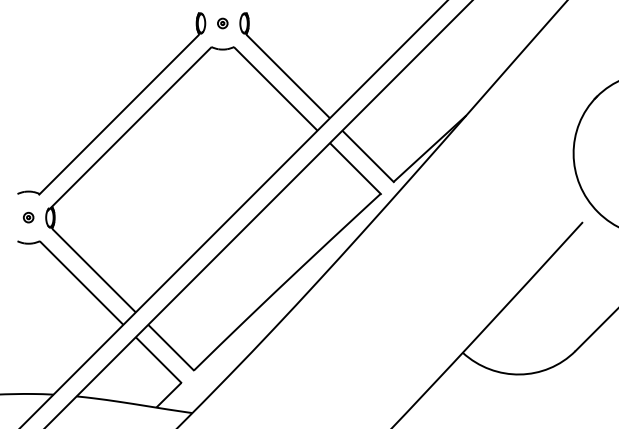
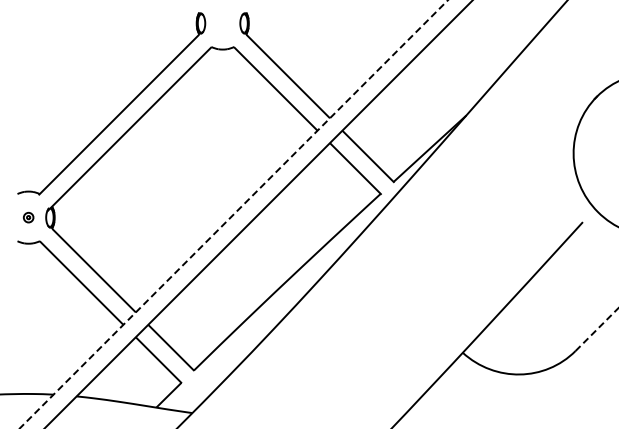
part: present -> none (222, 23)
line: solid -> dashed (233, 214)
line: solid -> dashed (597, 329)
